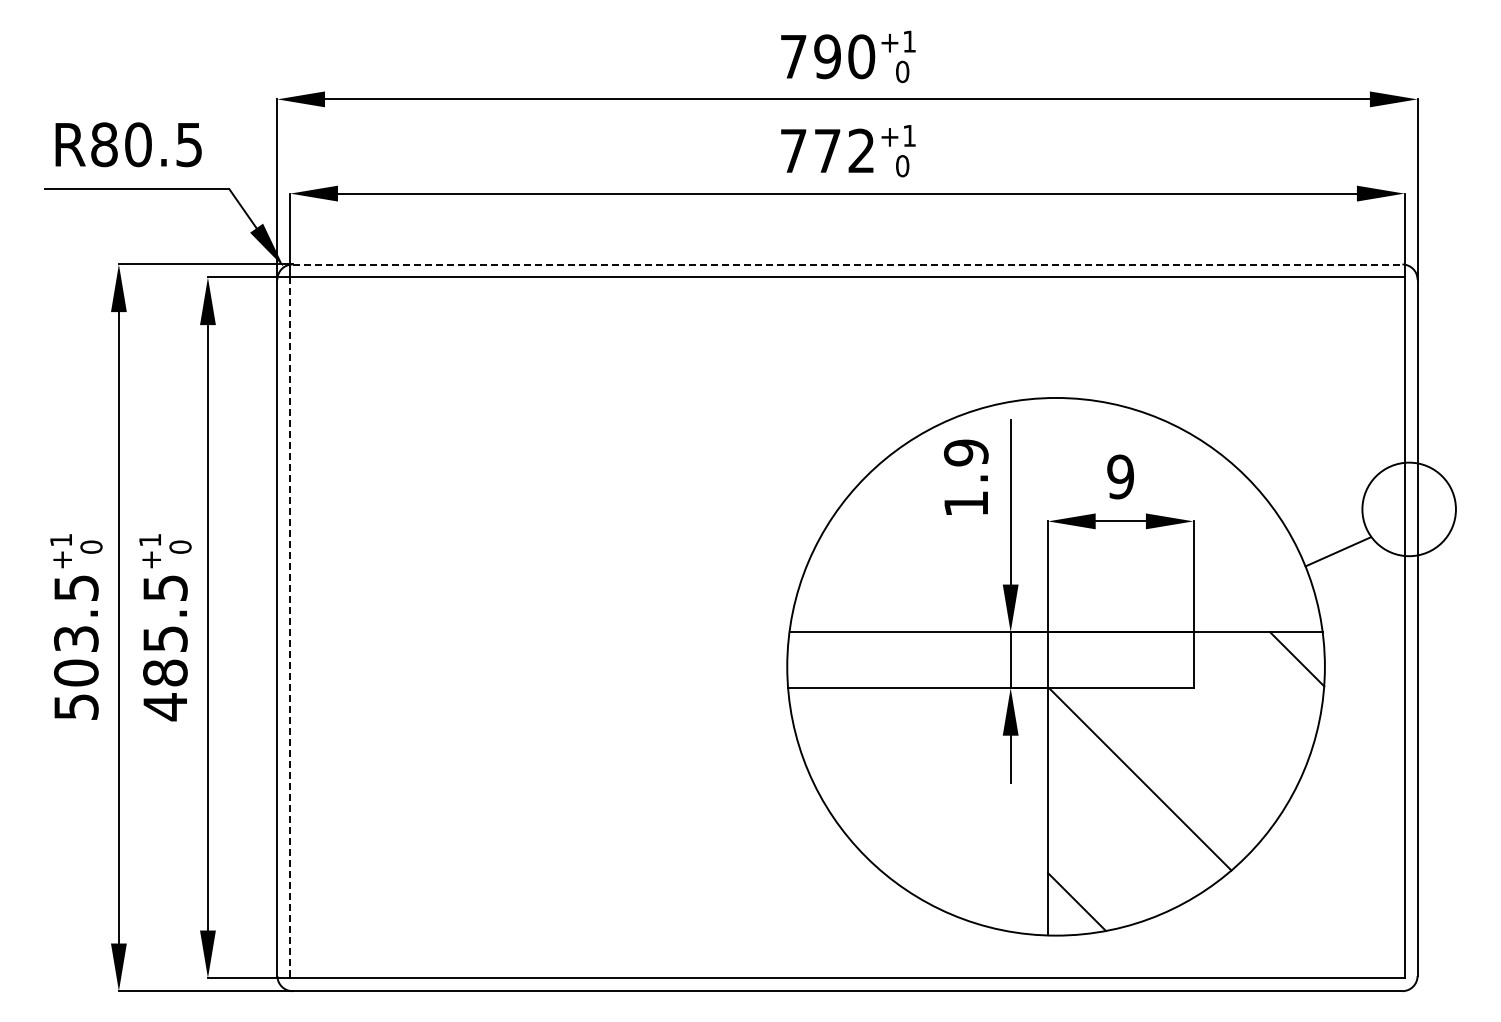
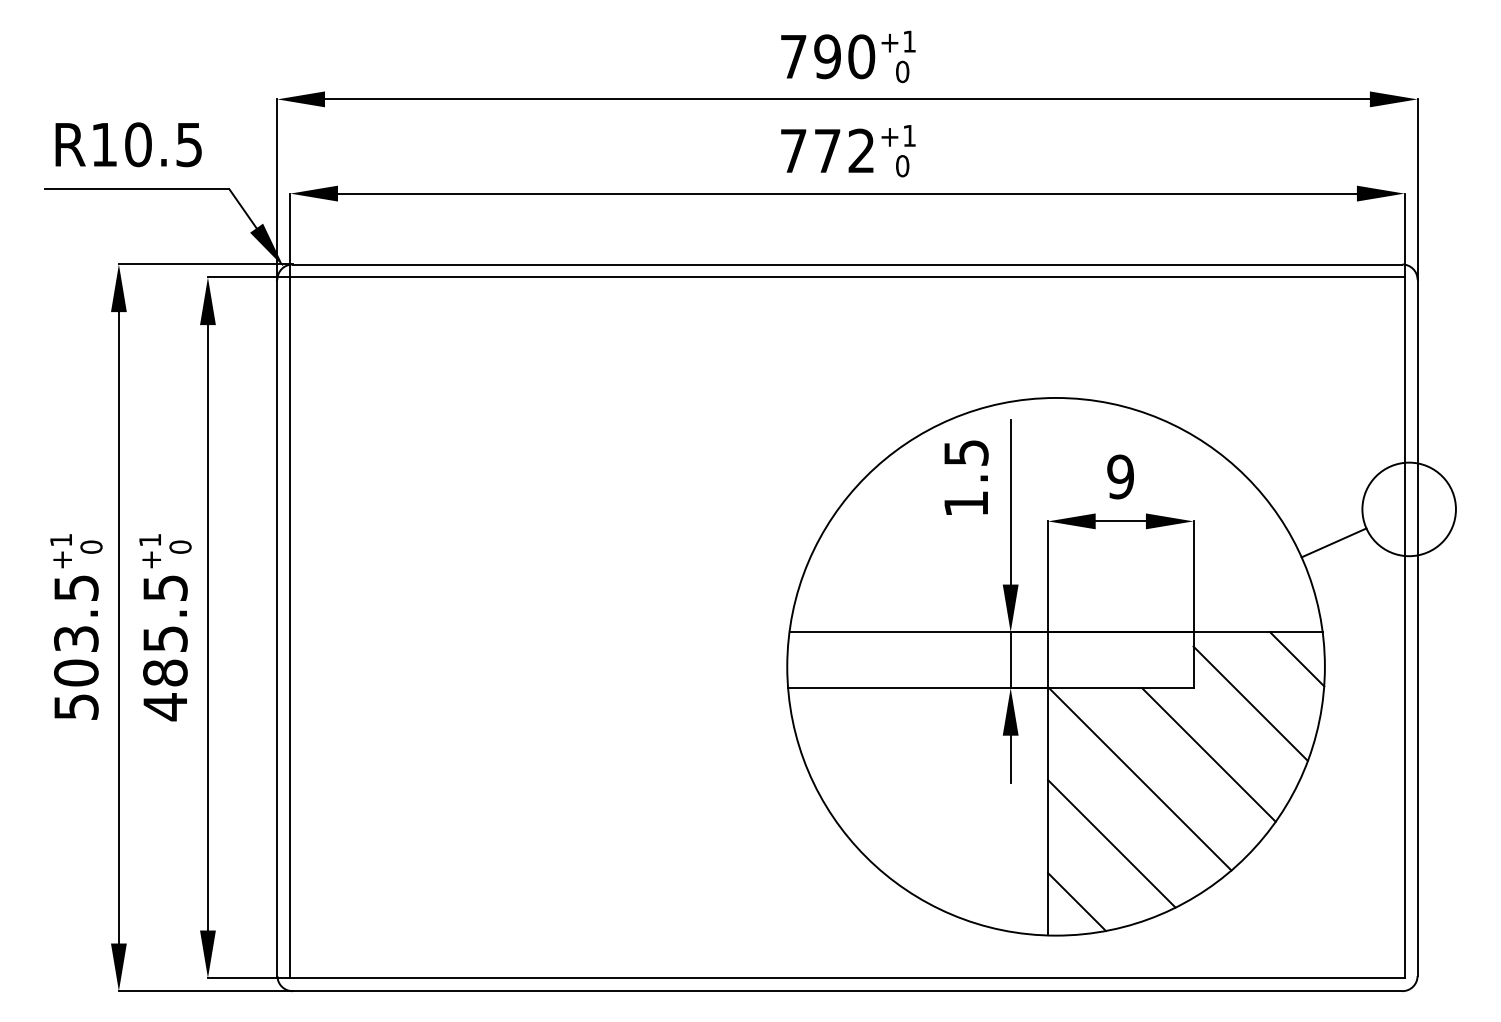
text: R80.5 -> R10.5 (104, 144)
line: dashed -> solid (847, 264)
text: 1.9 -> 1.5 (965, 452)
line position: (1337, 551) -> (1333, 542) (1333, 542)
line: dashed -> solid (290, 628)
line: none -> present (1250, 703)
line: none -> present (1208, 754)
line: none -> present (1111, 843)
